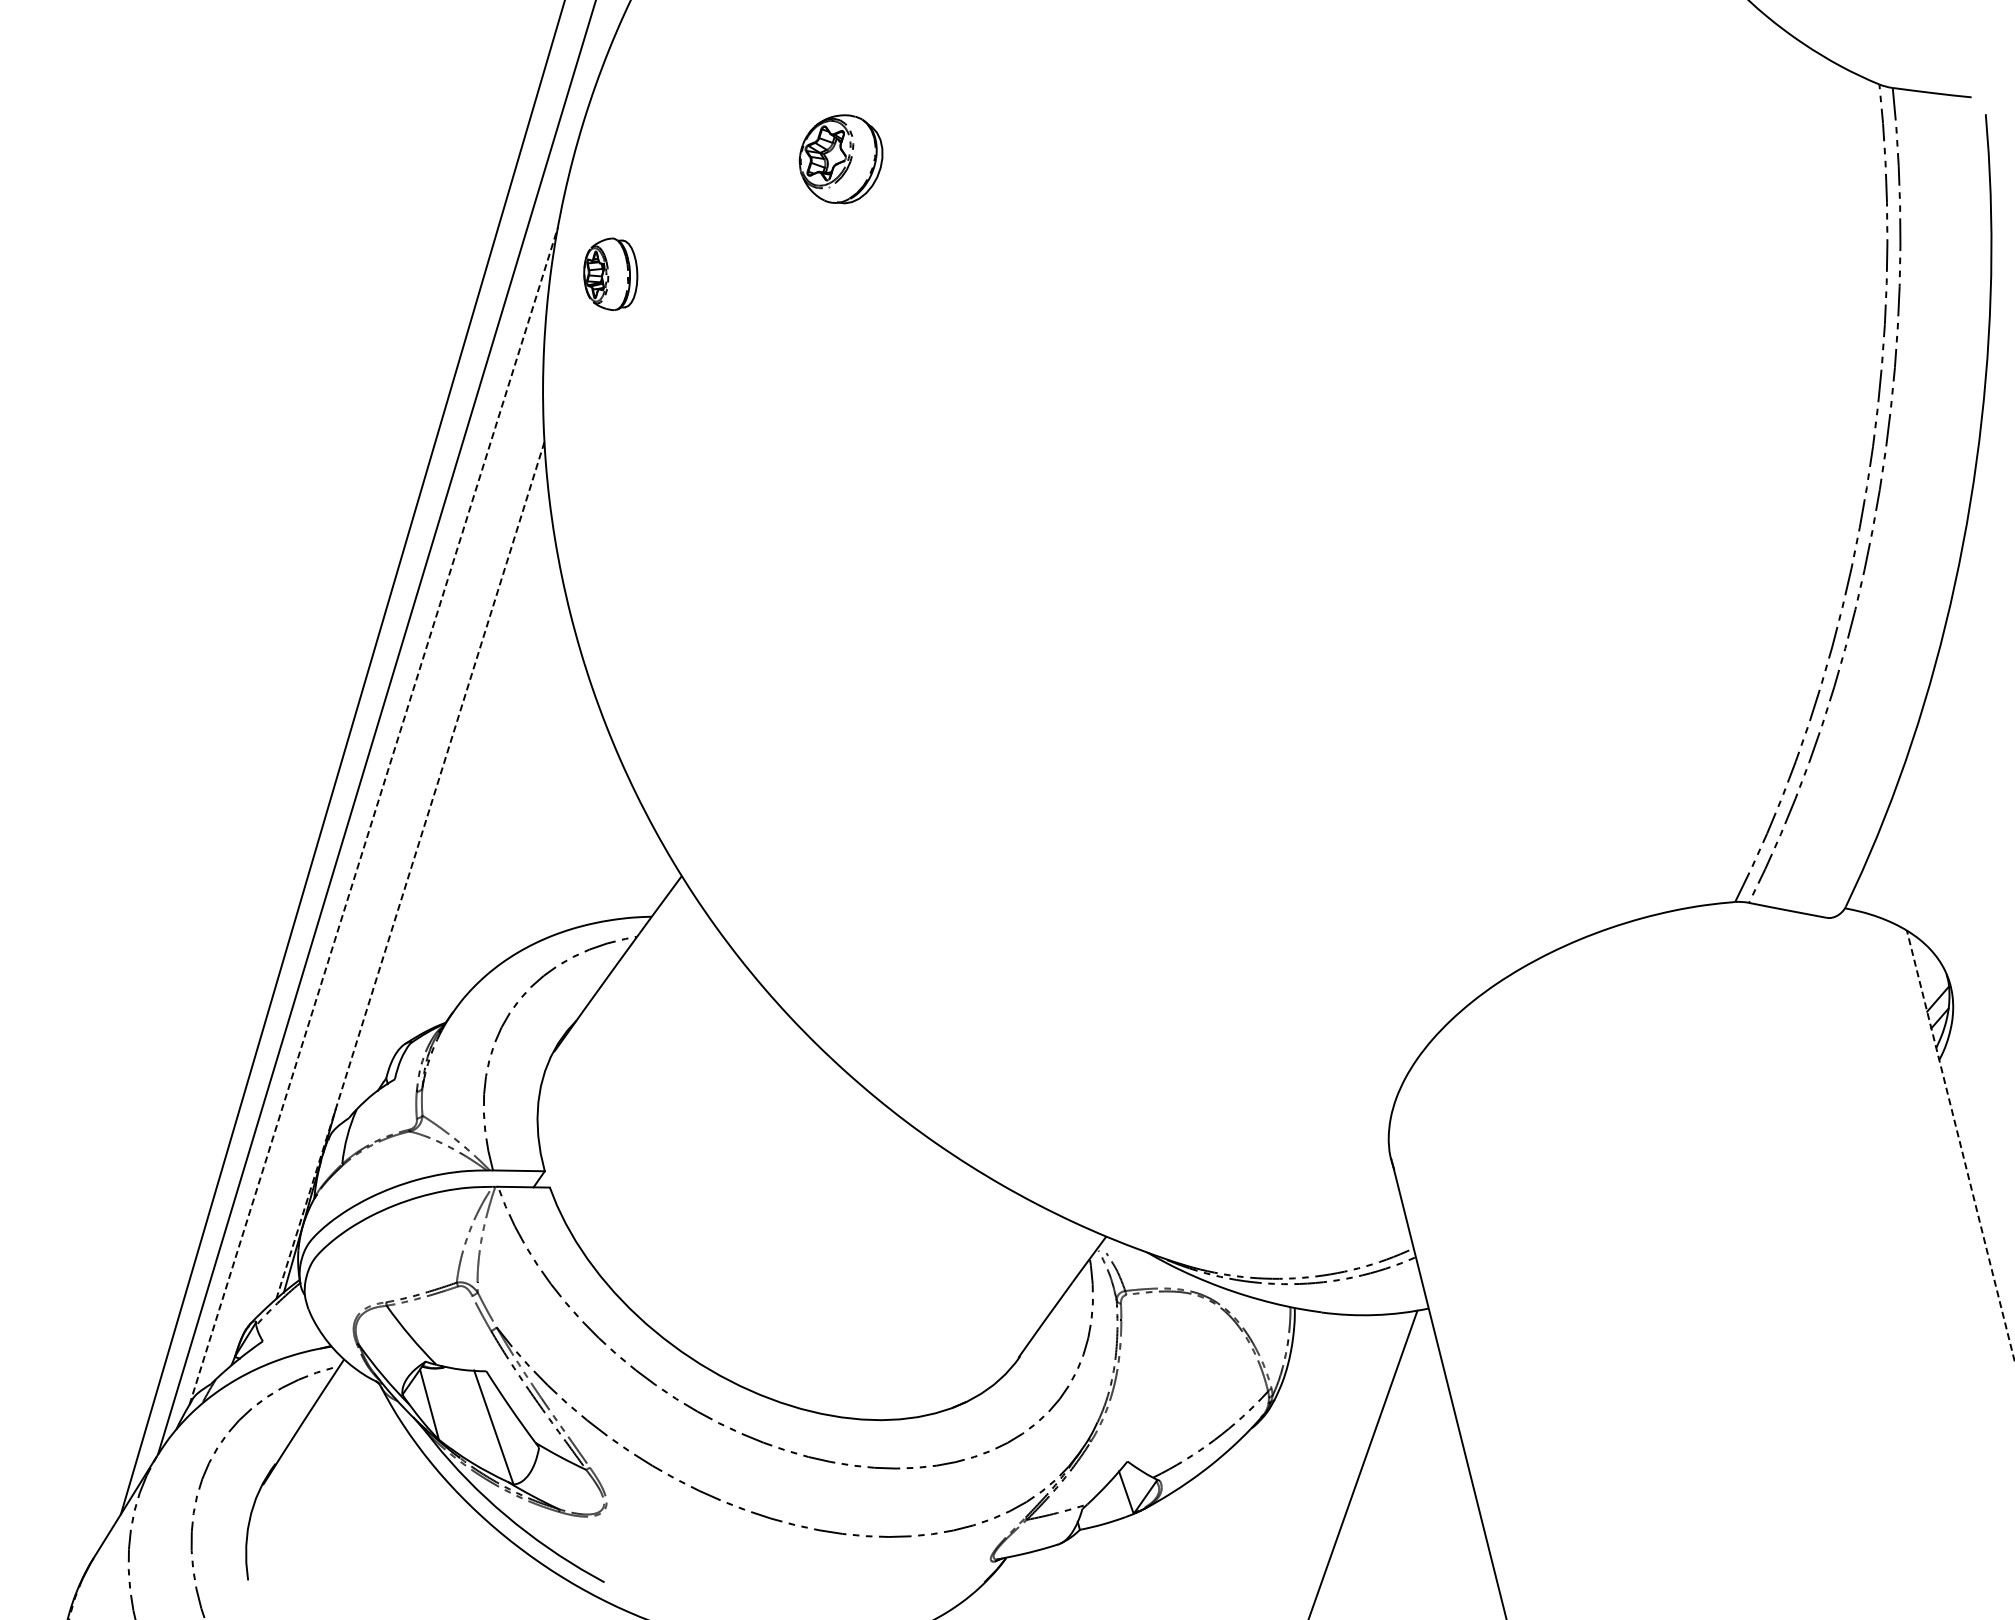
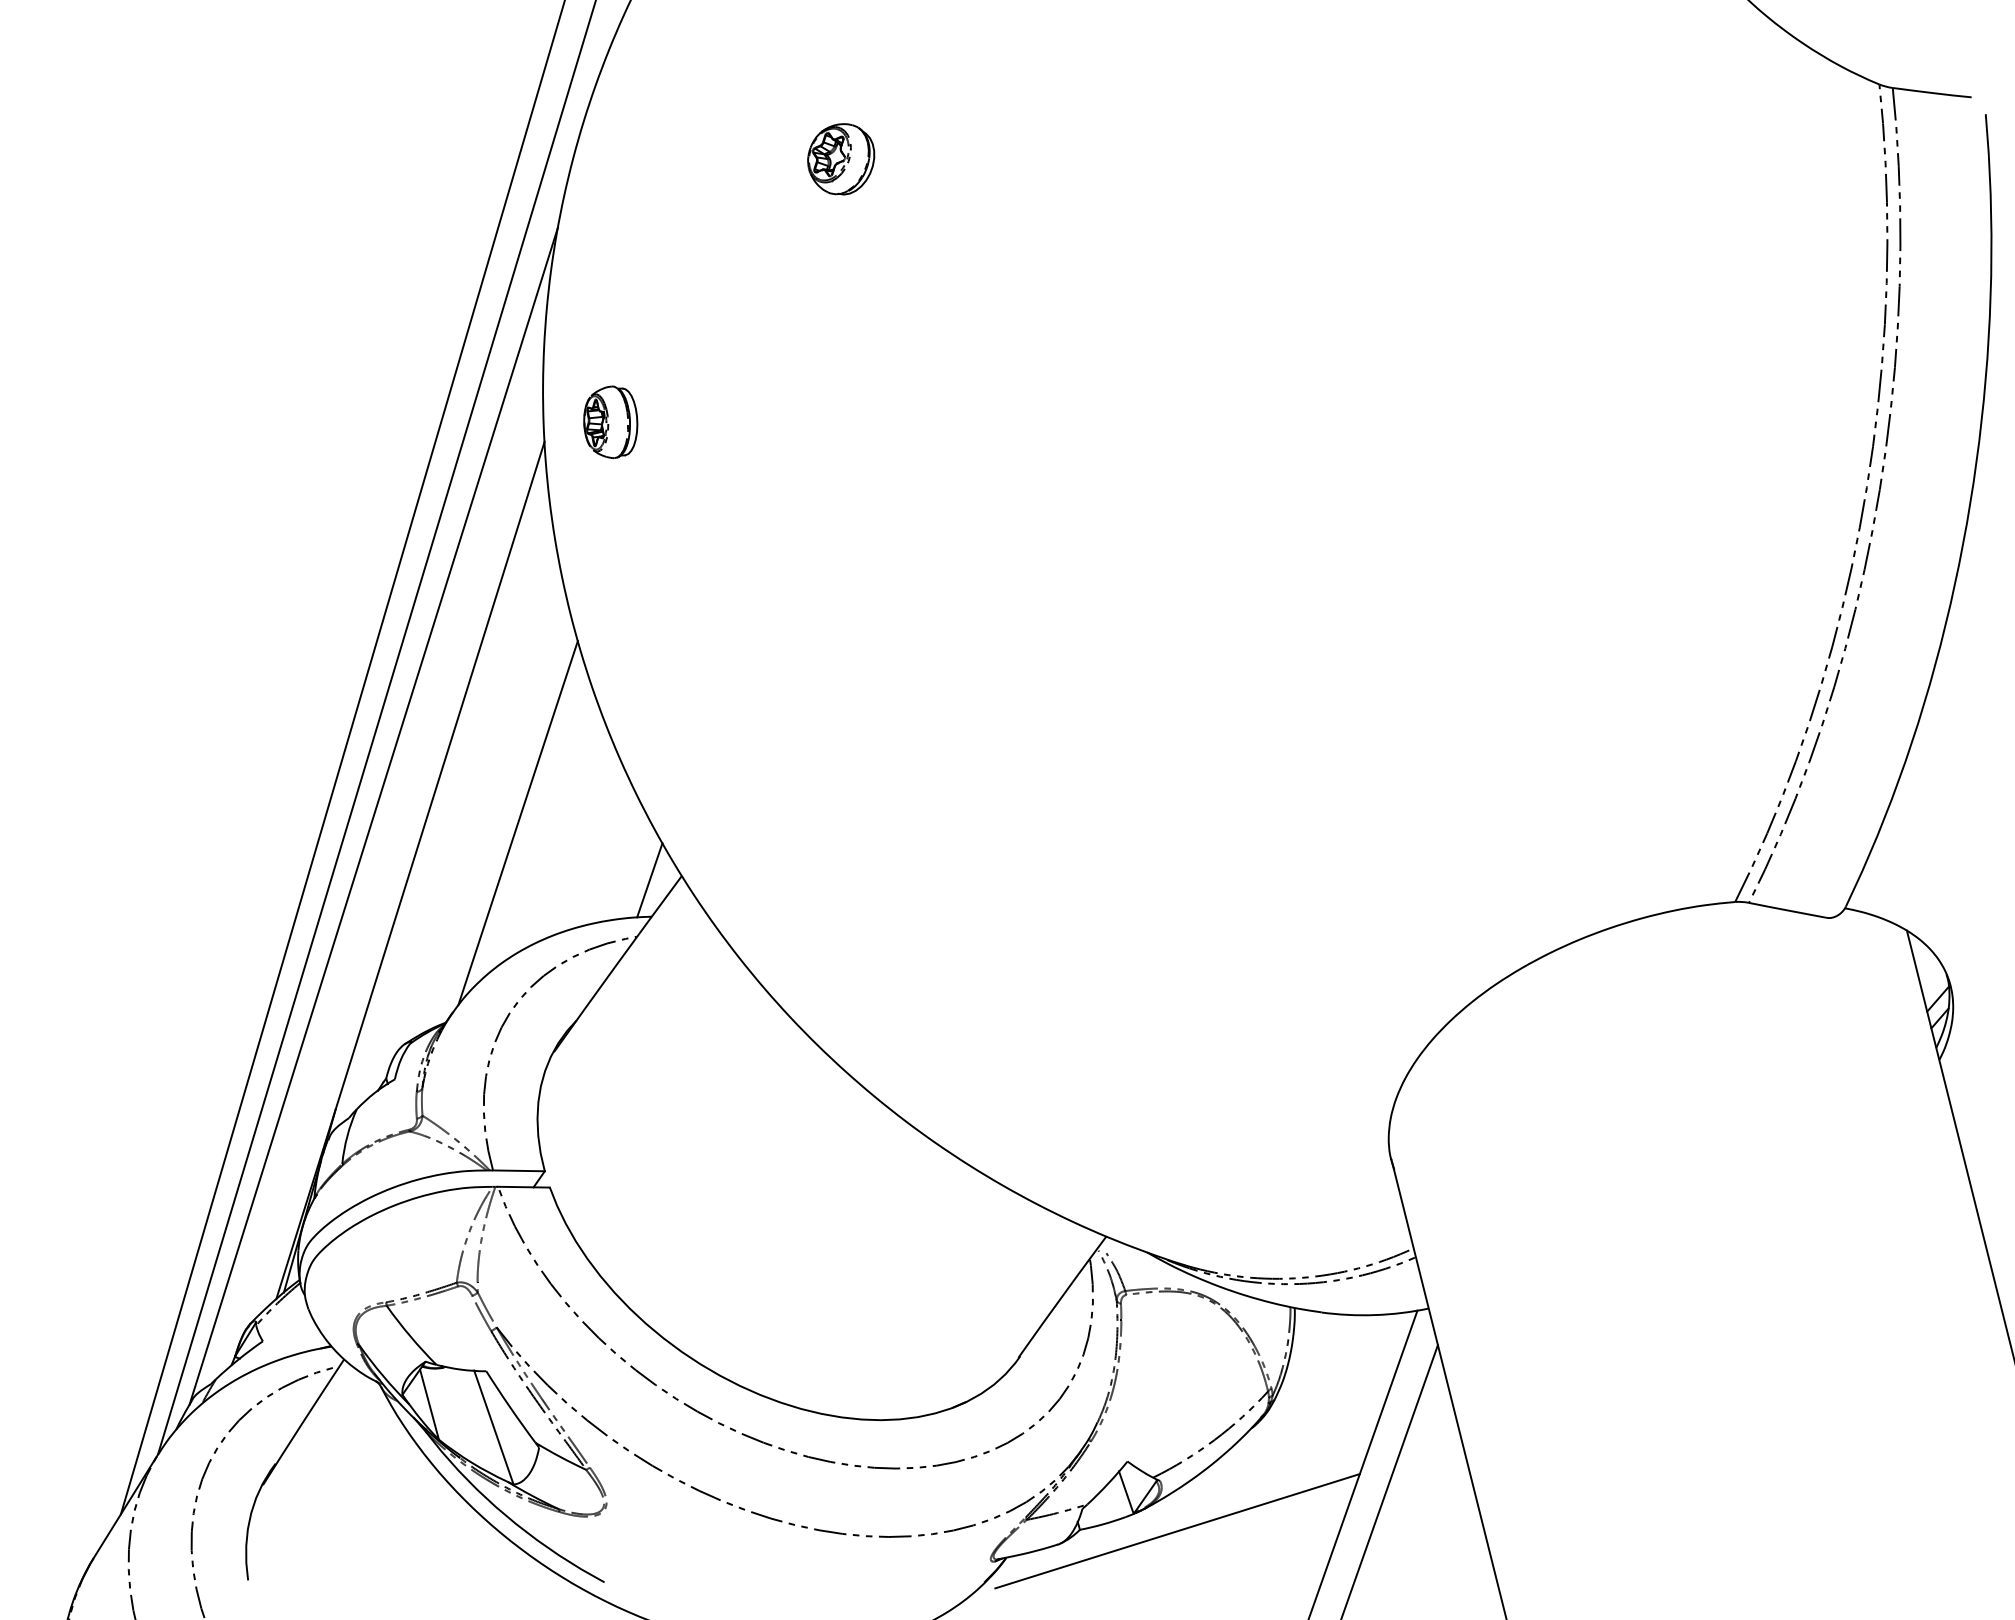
part size: 86x91 px -> 69x73 px (841, 159)
part position: (610, 273) -> (610, 421) (610, 421)
line: dashed -> solid (373, 816)
line: none -> present (517, 822)
line: dashed -> solid (410, 869)
line: none -> present (649, 880)
line: dashed -> solid (1960, 1145)
line: none -> present (1389, 1480)
line: none -> present (1177, 1531)
